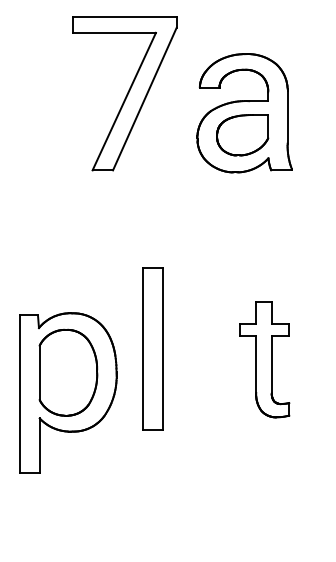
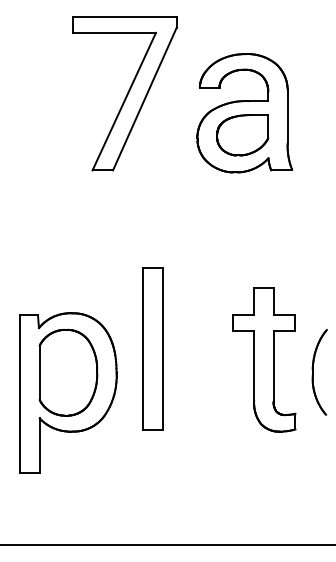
part size: 52x118 px -> 65x146 px (264, 359)
part: none -> present (319, 371)
line: none -> present (167, 545)
